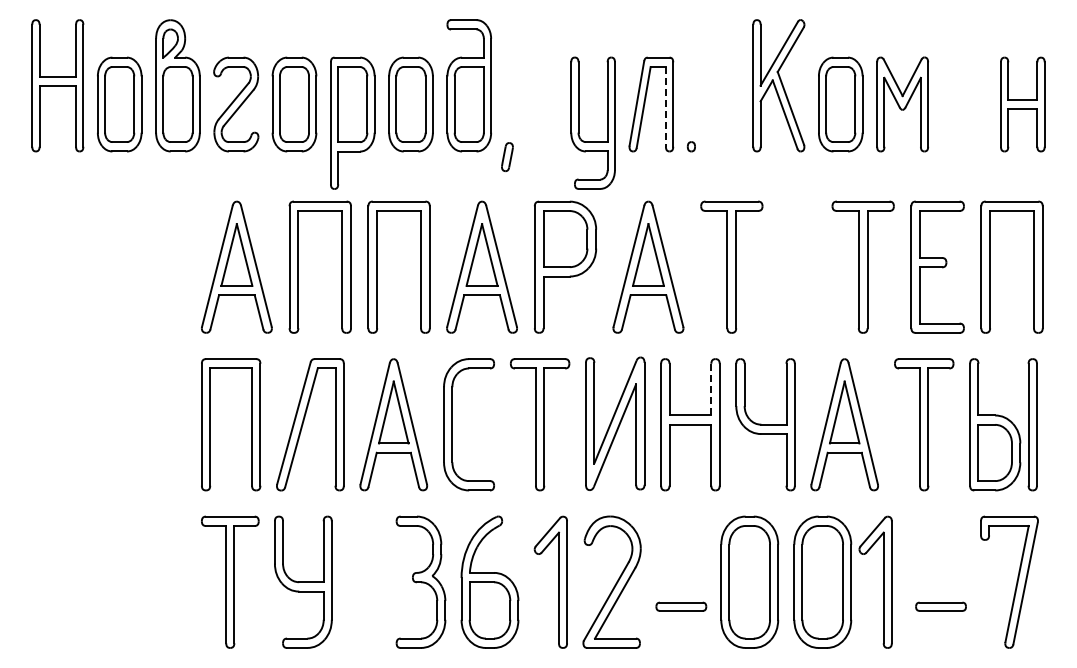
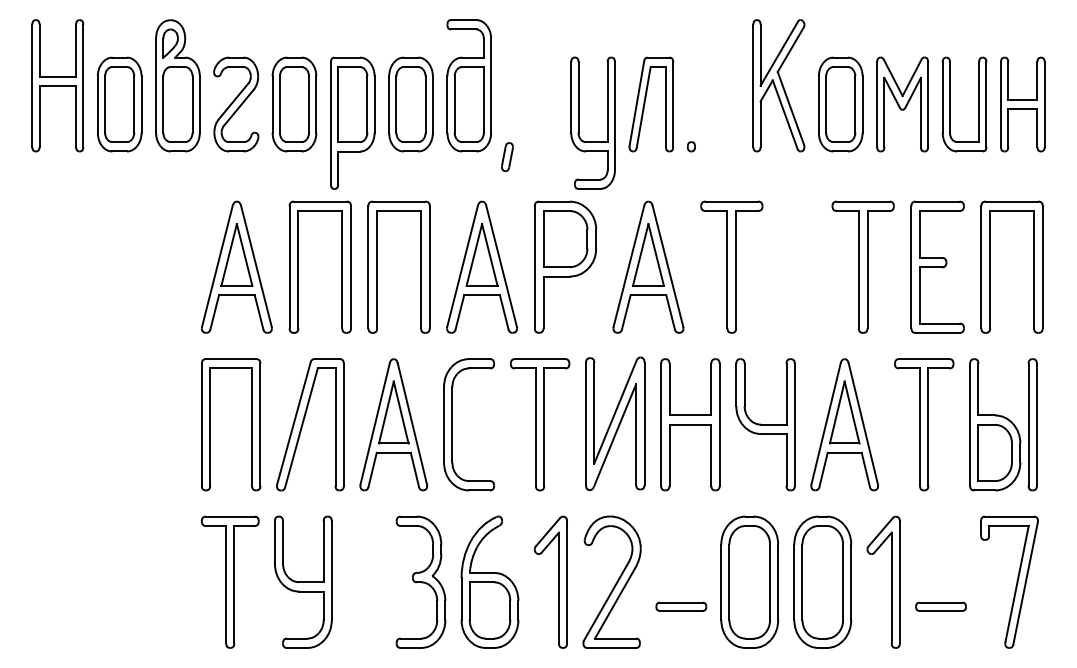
part: none -> present (950, 104)
line: dashed -> solid (665, 106)
line: dashed -> solid (711, 389)
part position: (883, 581) -> (891, 581) (891, 581)
